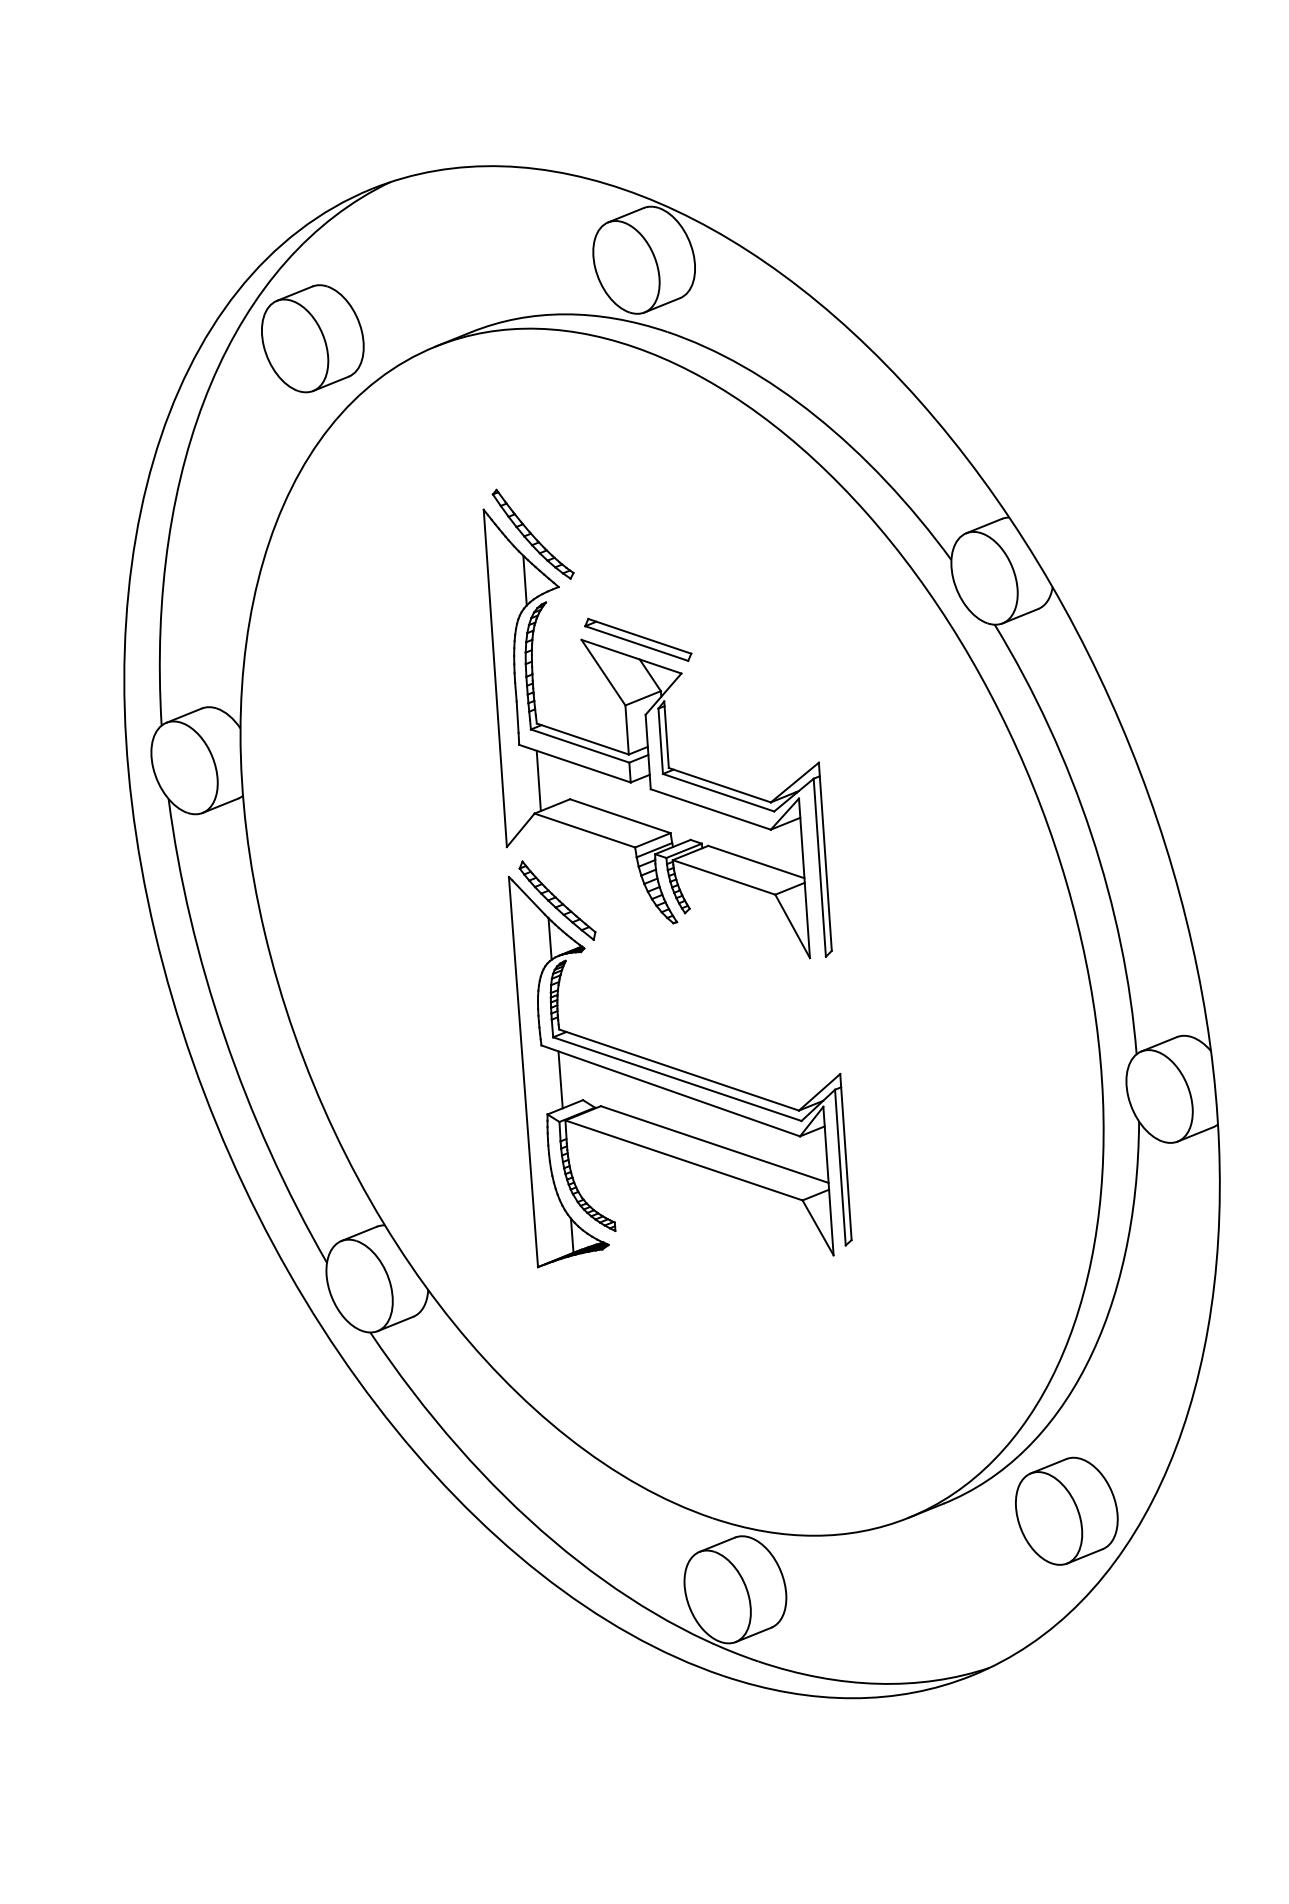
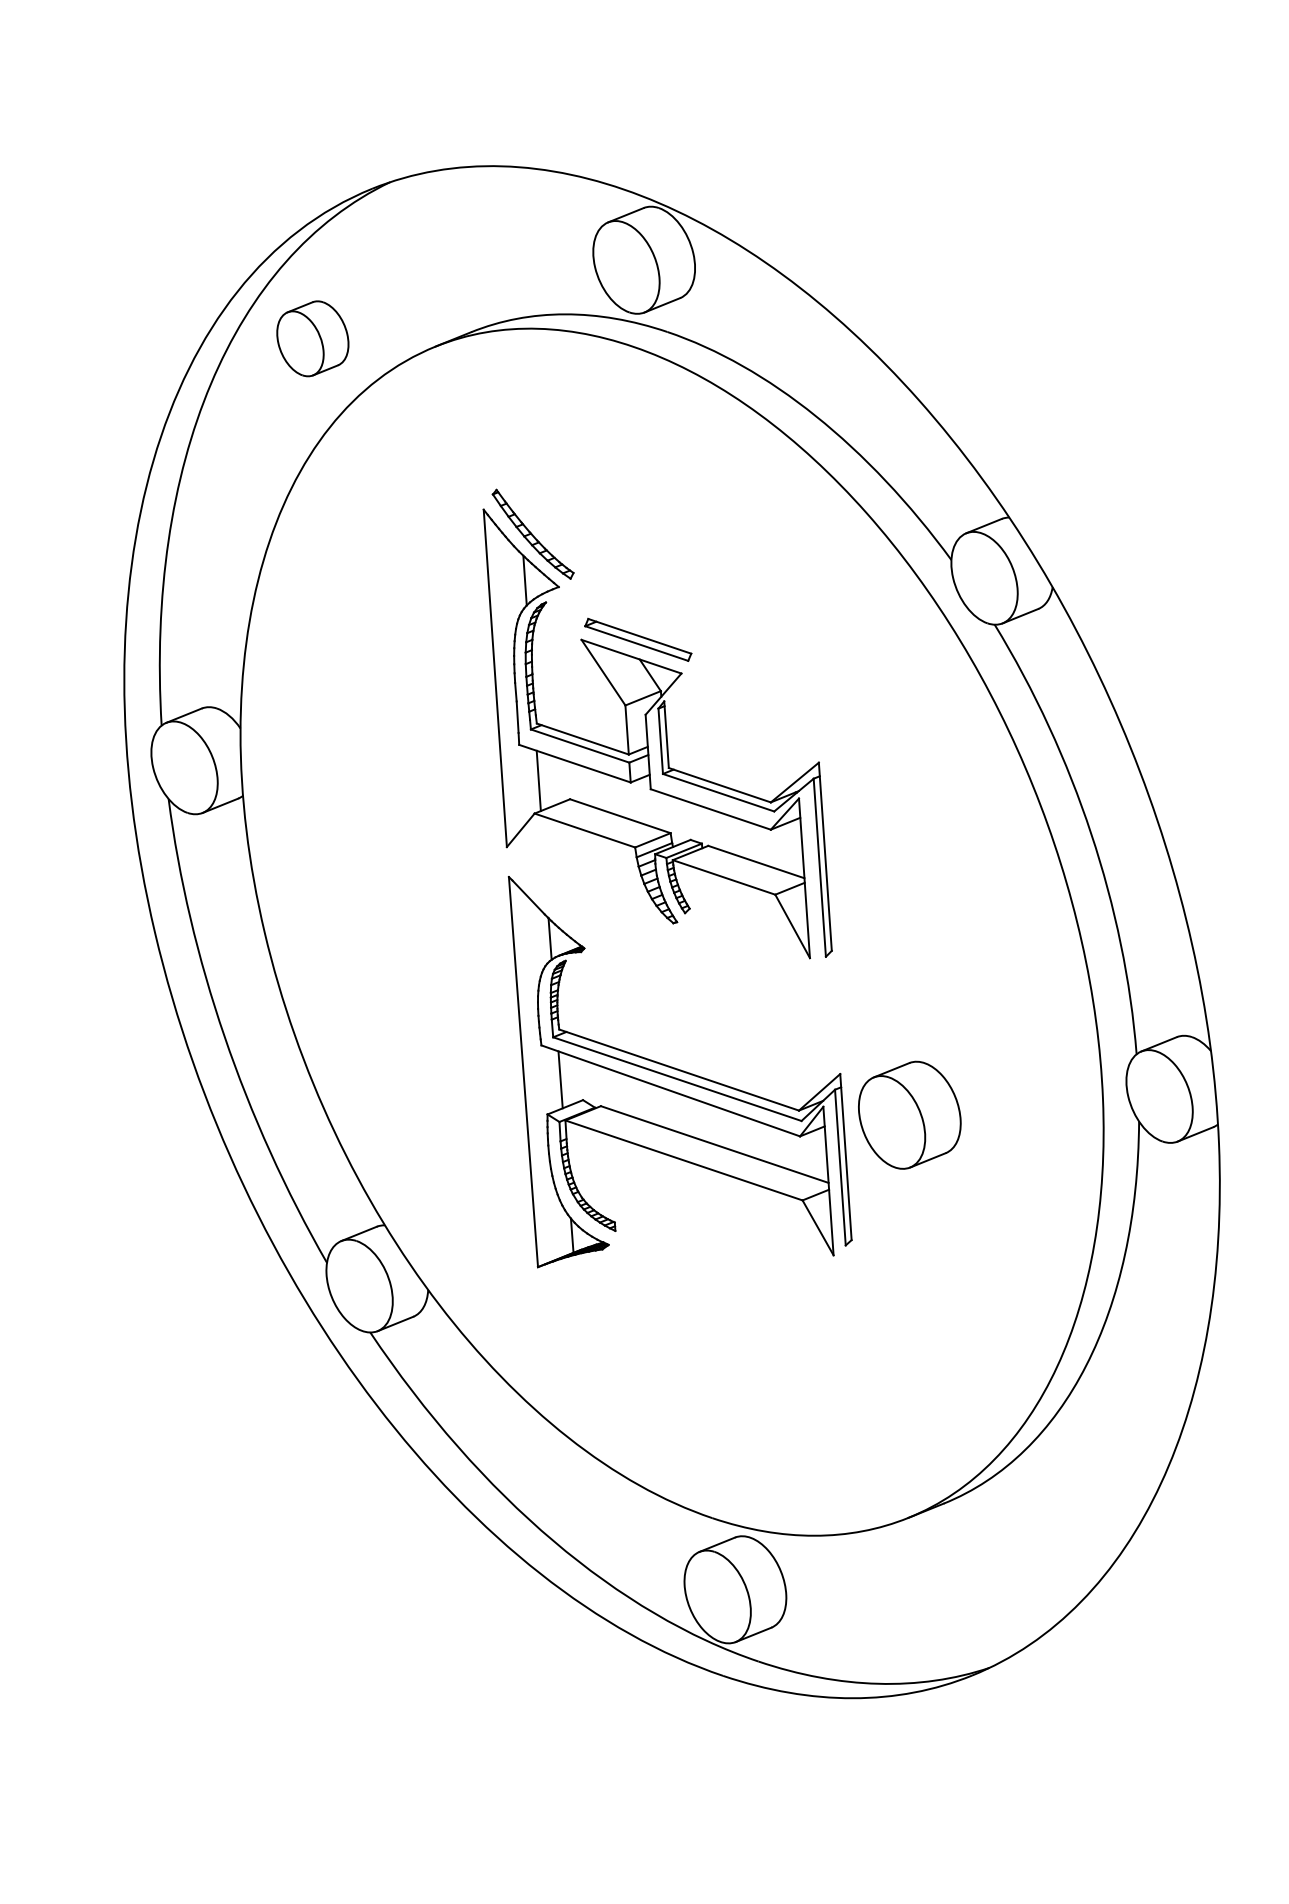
part size: 104x110 px -> 74x78 px (312, 338)
part: present -> none (557, 900)
part position: (1066, 1510) -> (909, 1114) (909, 1114)
